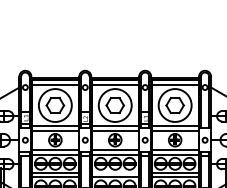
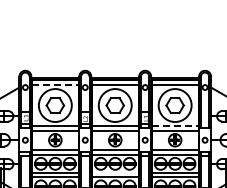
line: solid -> dashed (55, 84)
line: solid -> dashed (175, 126)
